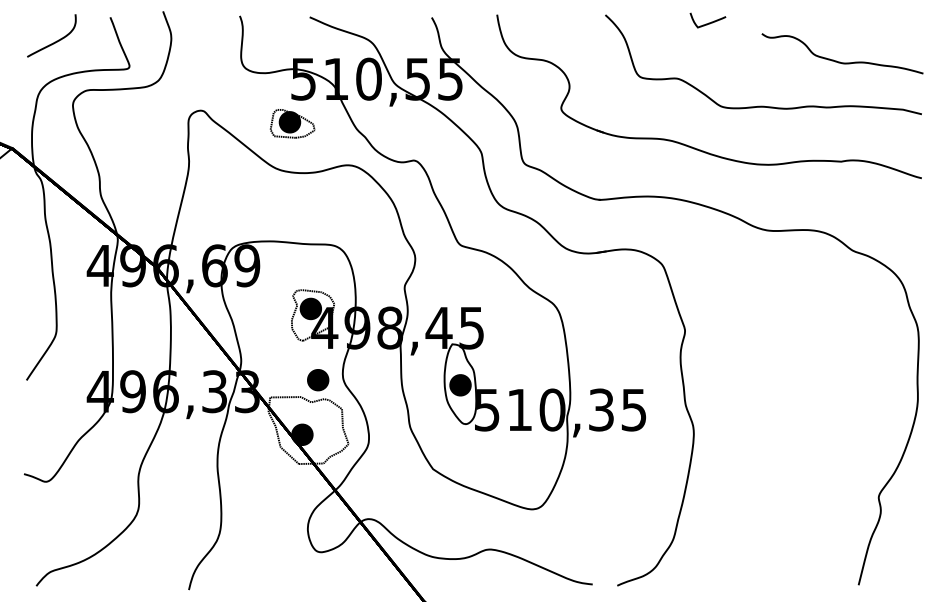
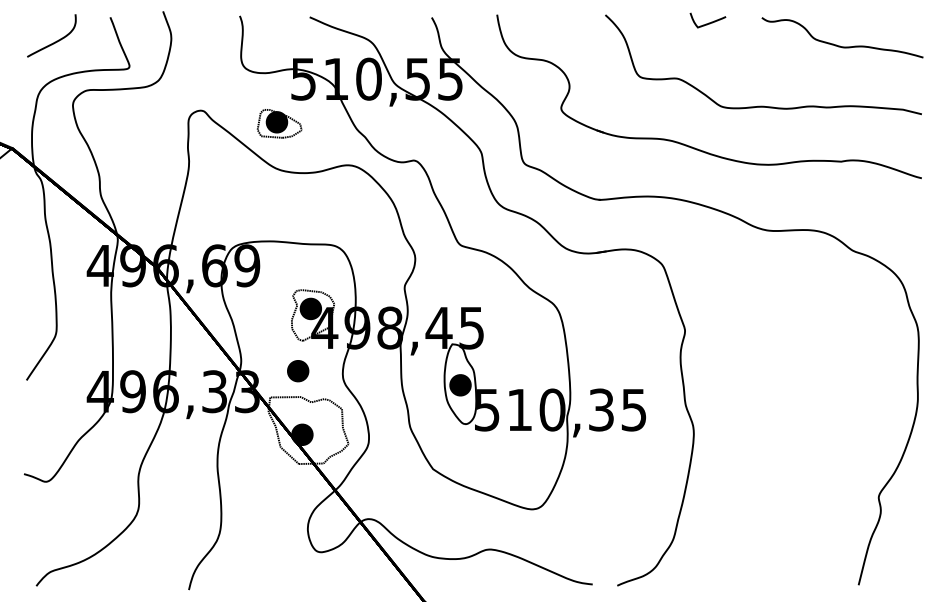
curve position: (840, 61) -> (840, 45) (840, 45)
part position: (292, 123) -> (279, 123) (279, 123)
part position: (318, 380) -> (298, 371) (298, 371)
